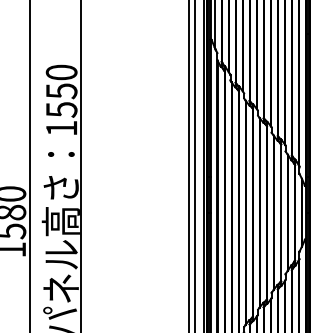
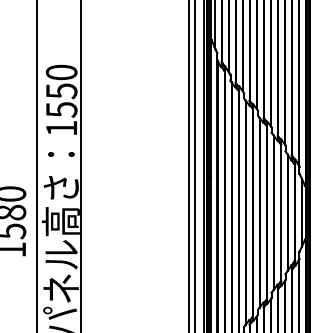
line position: (29, 165) -> (36, 165) (36, 165)
